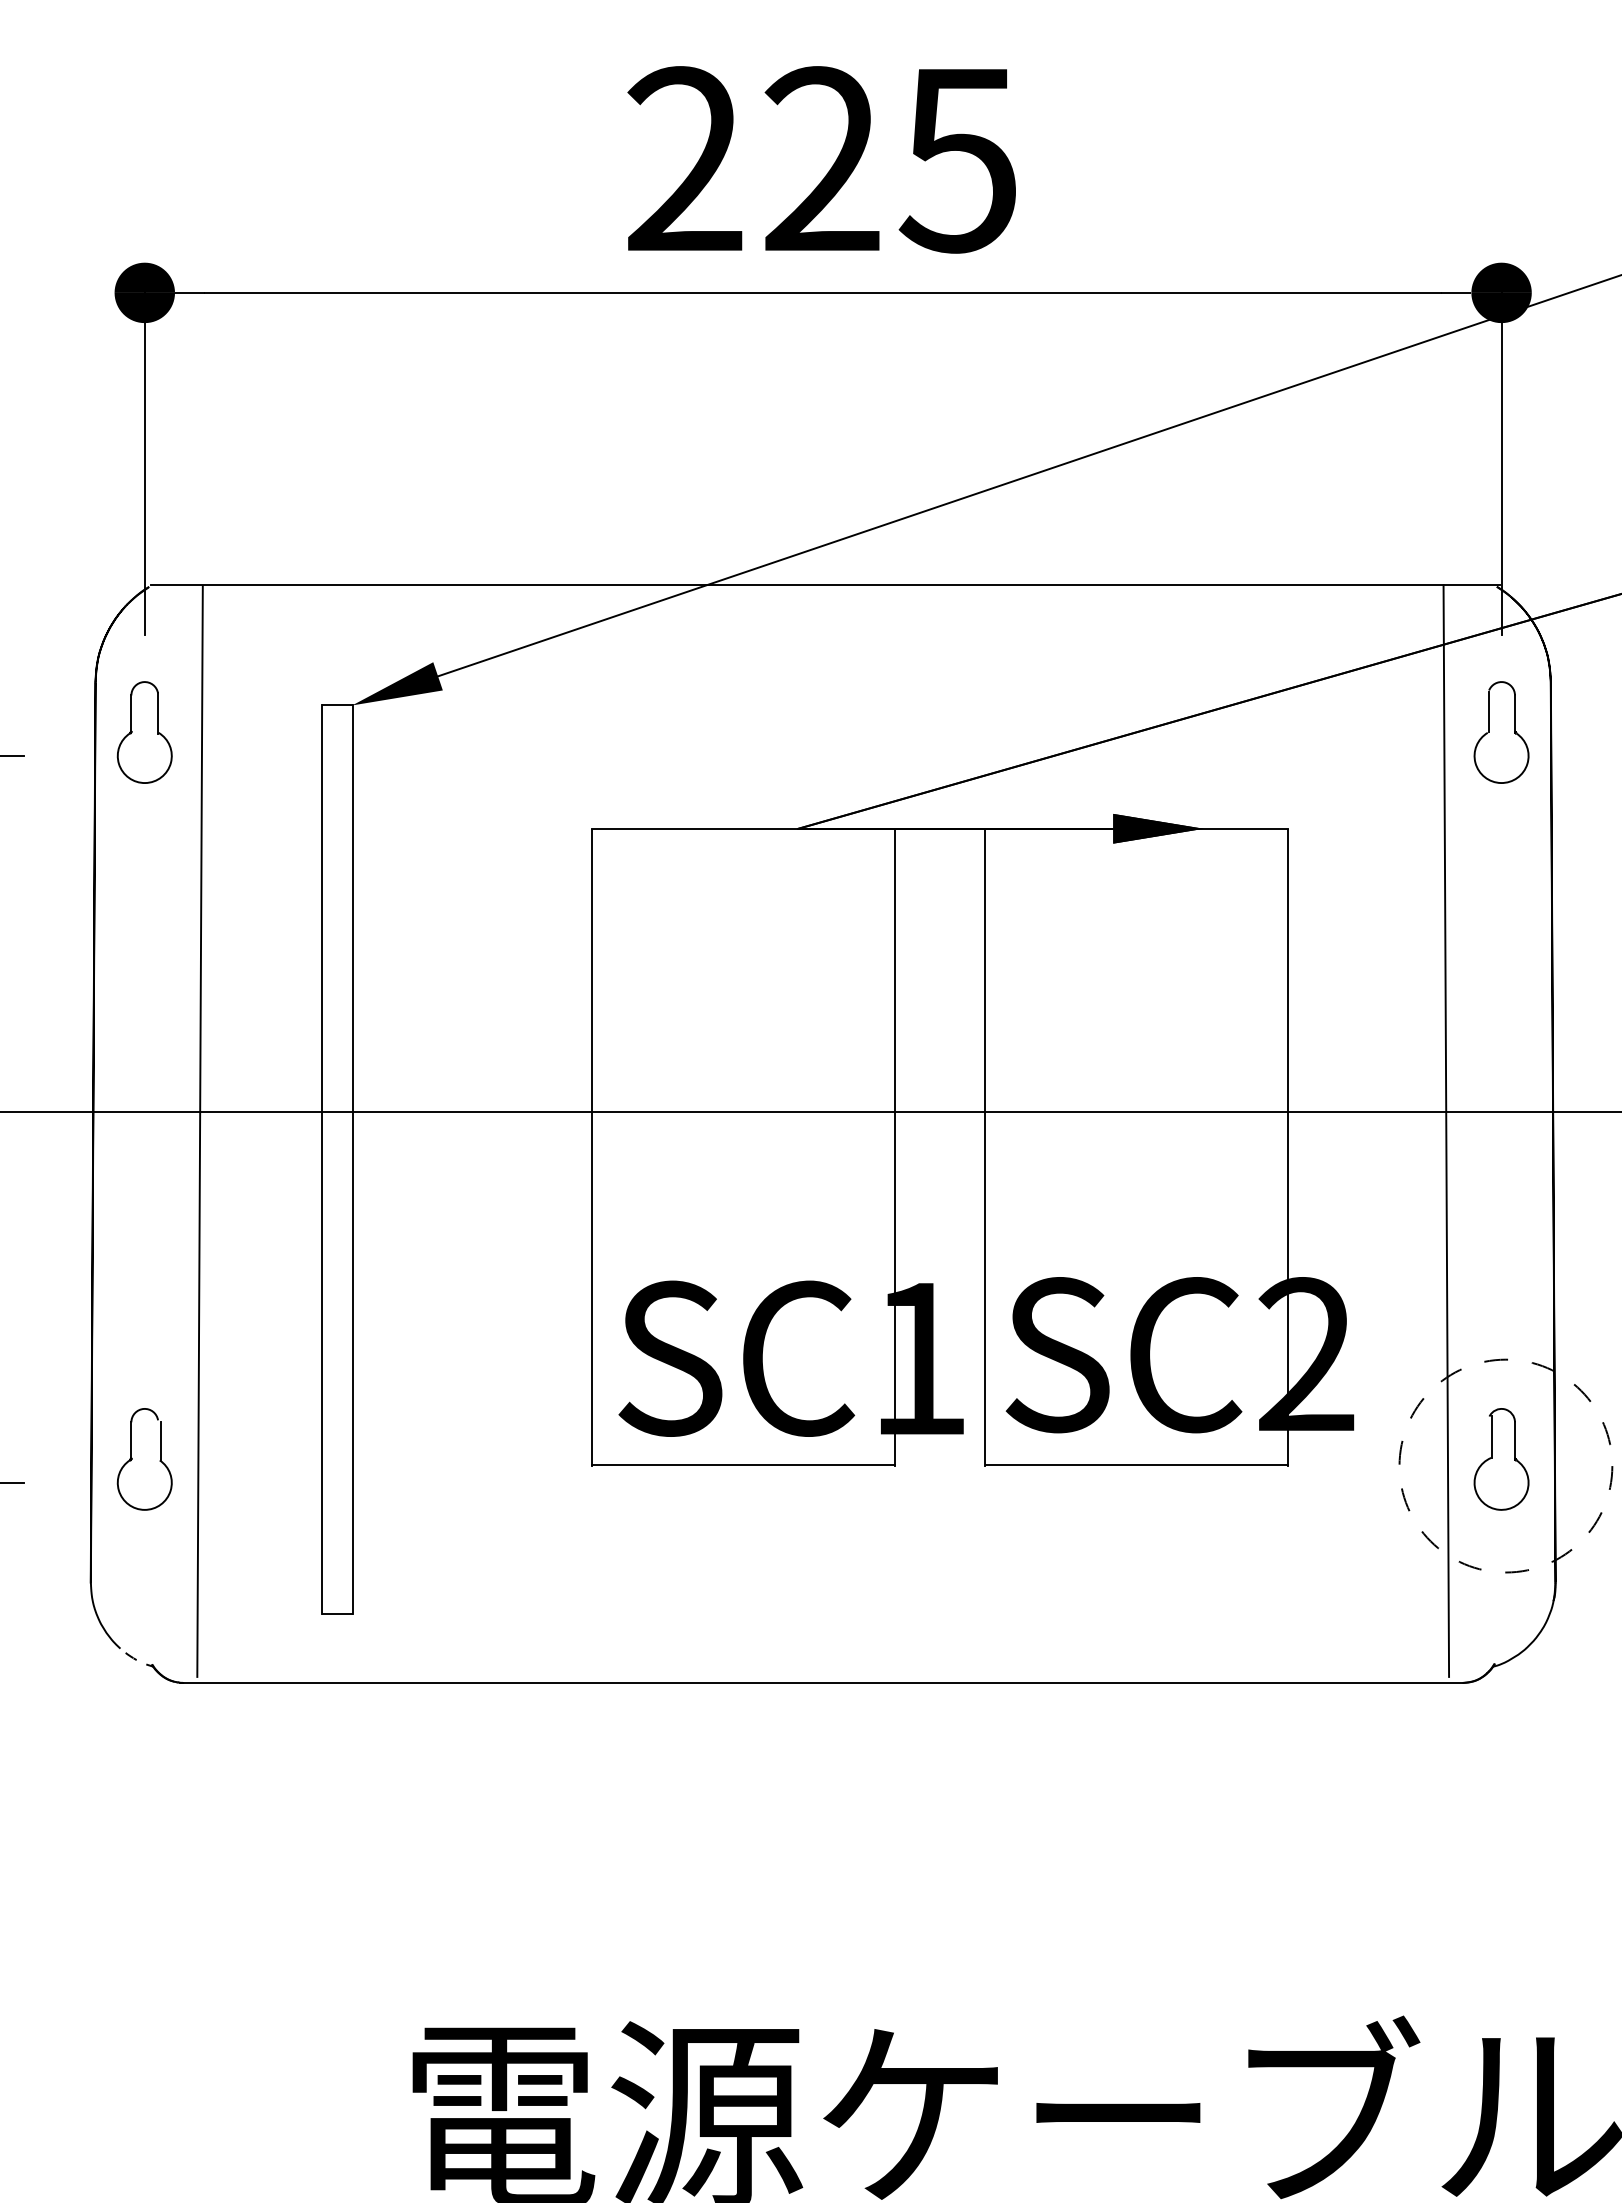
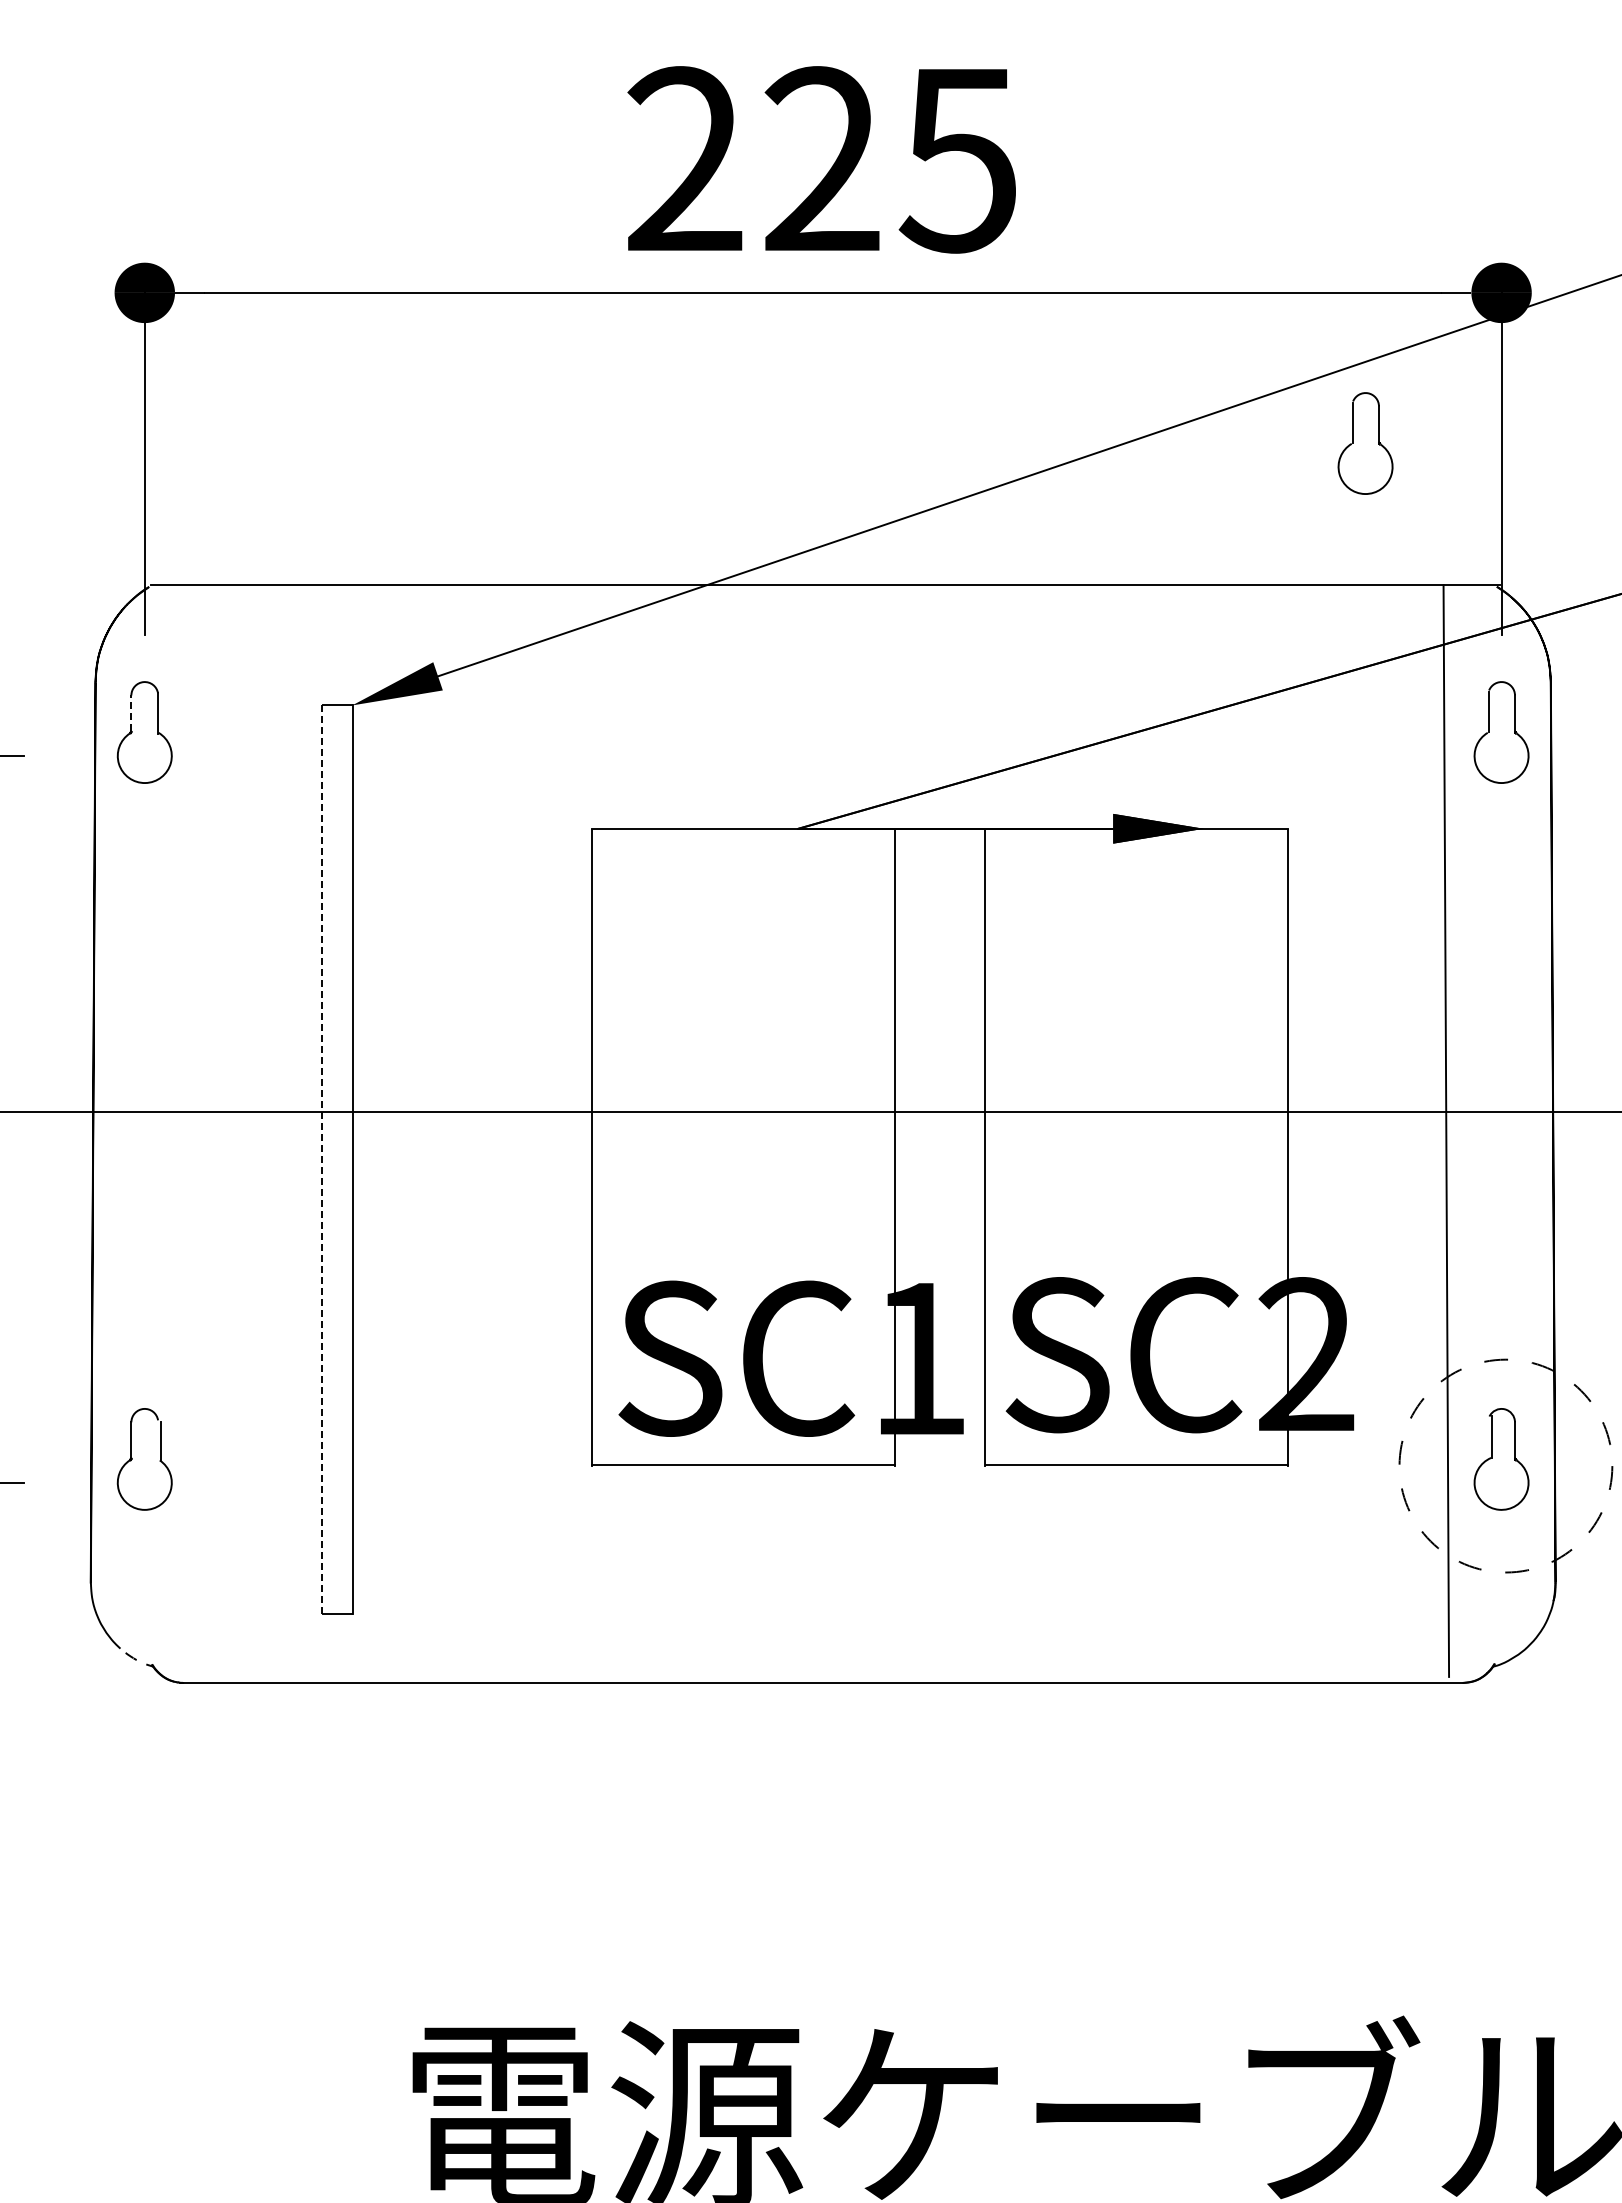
part: none -> present (1365, 443)
line: solid -> dashed (131, 713)
line: present -> none (199, 1131)
line: solid -> dashed (322, 1160)
